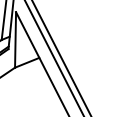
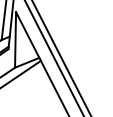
line: none -> present (21, 73)
